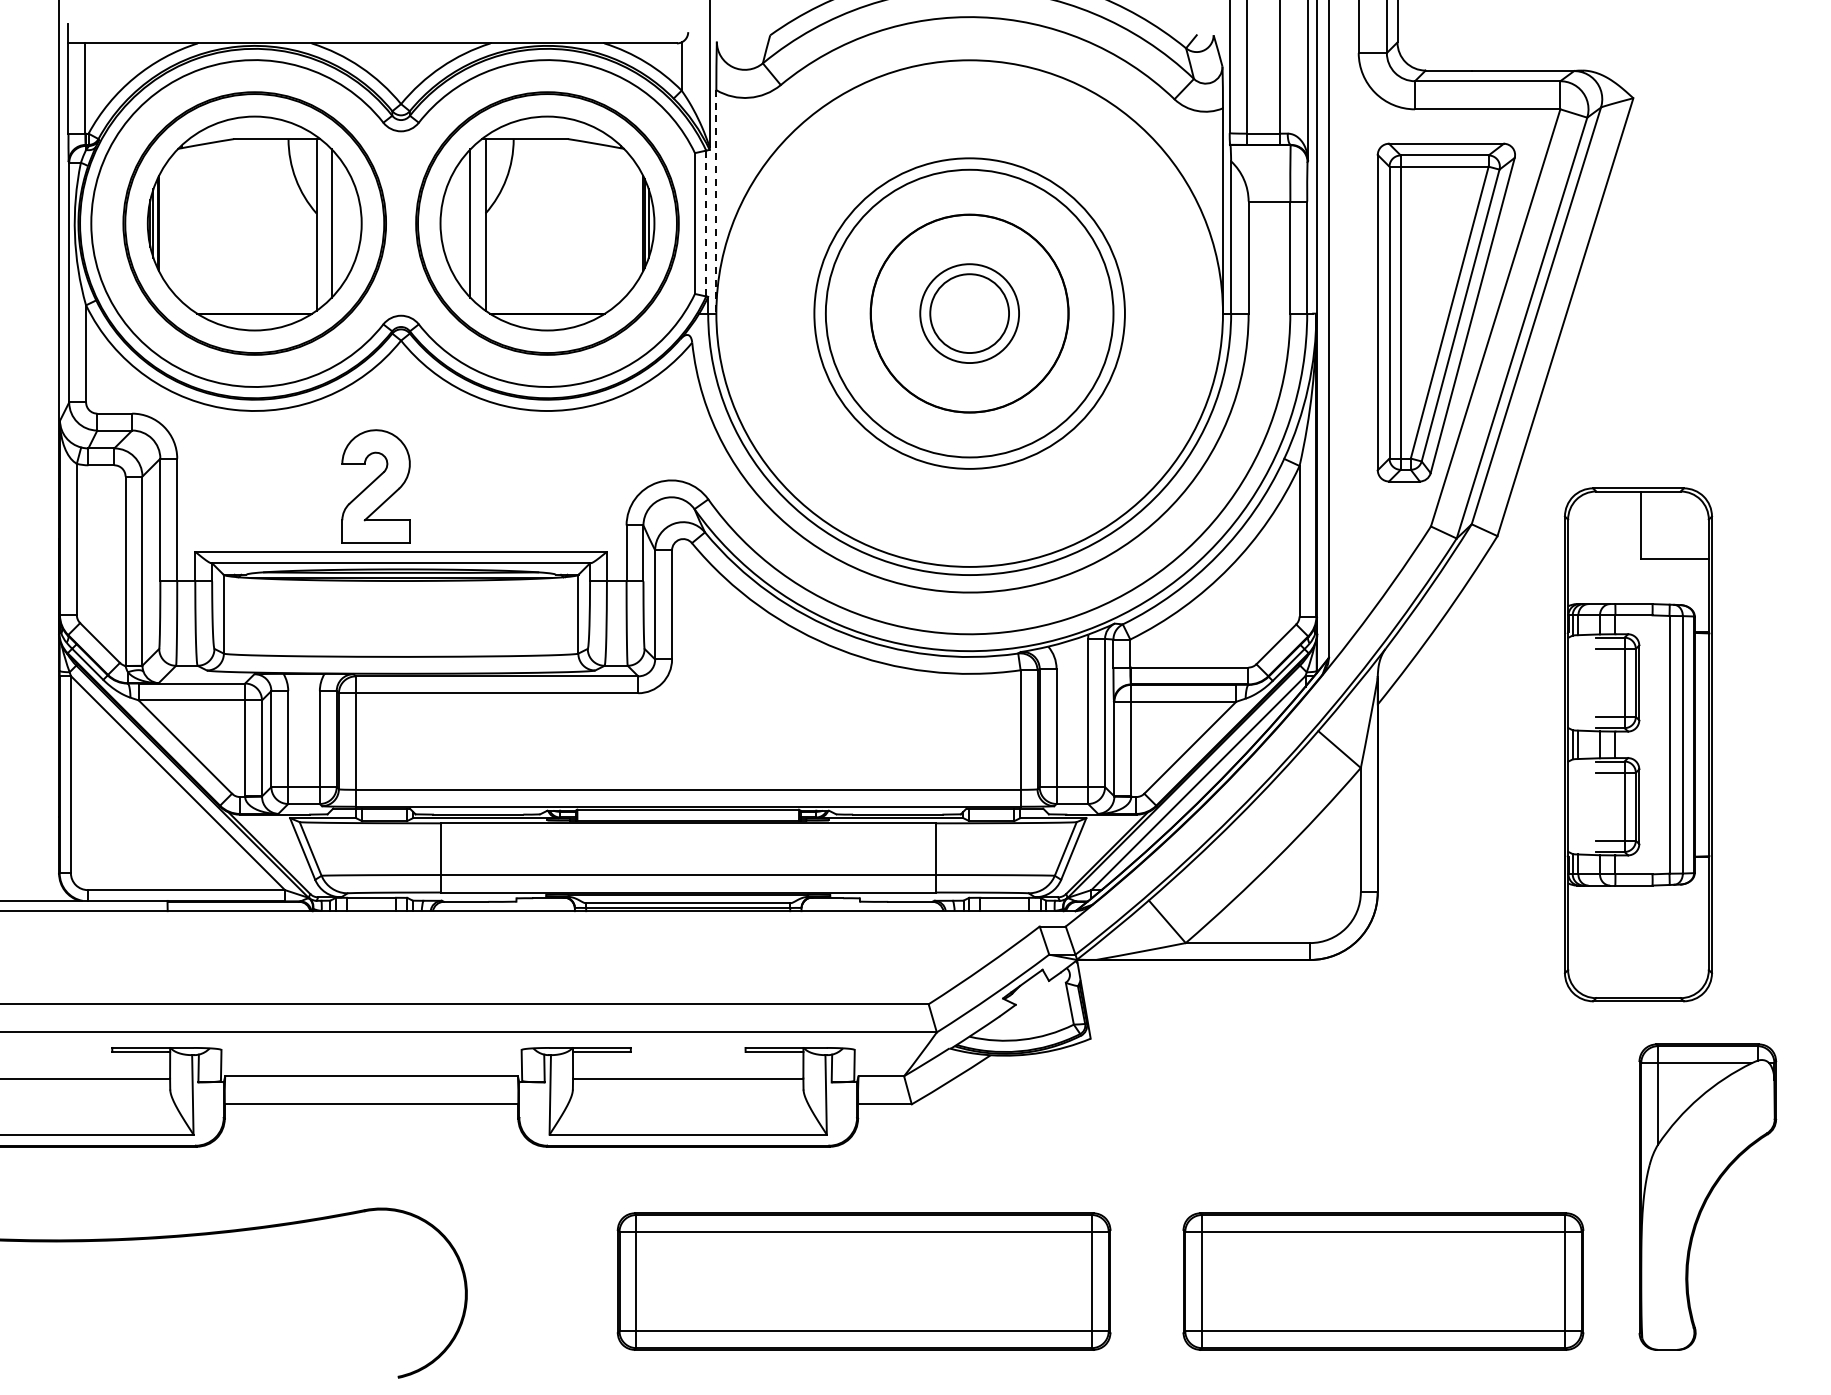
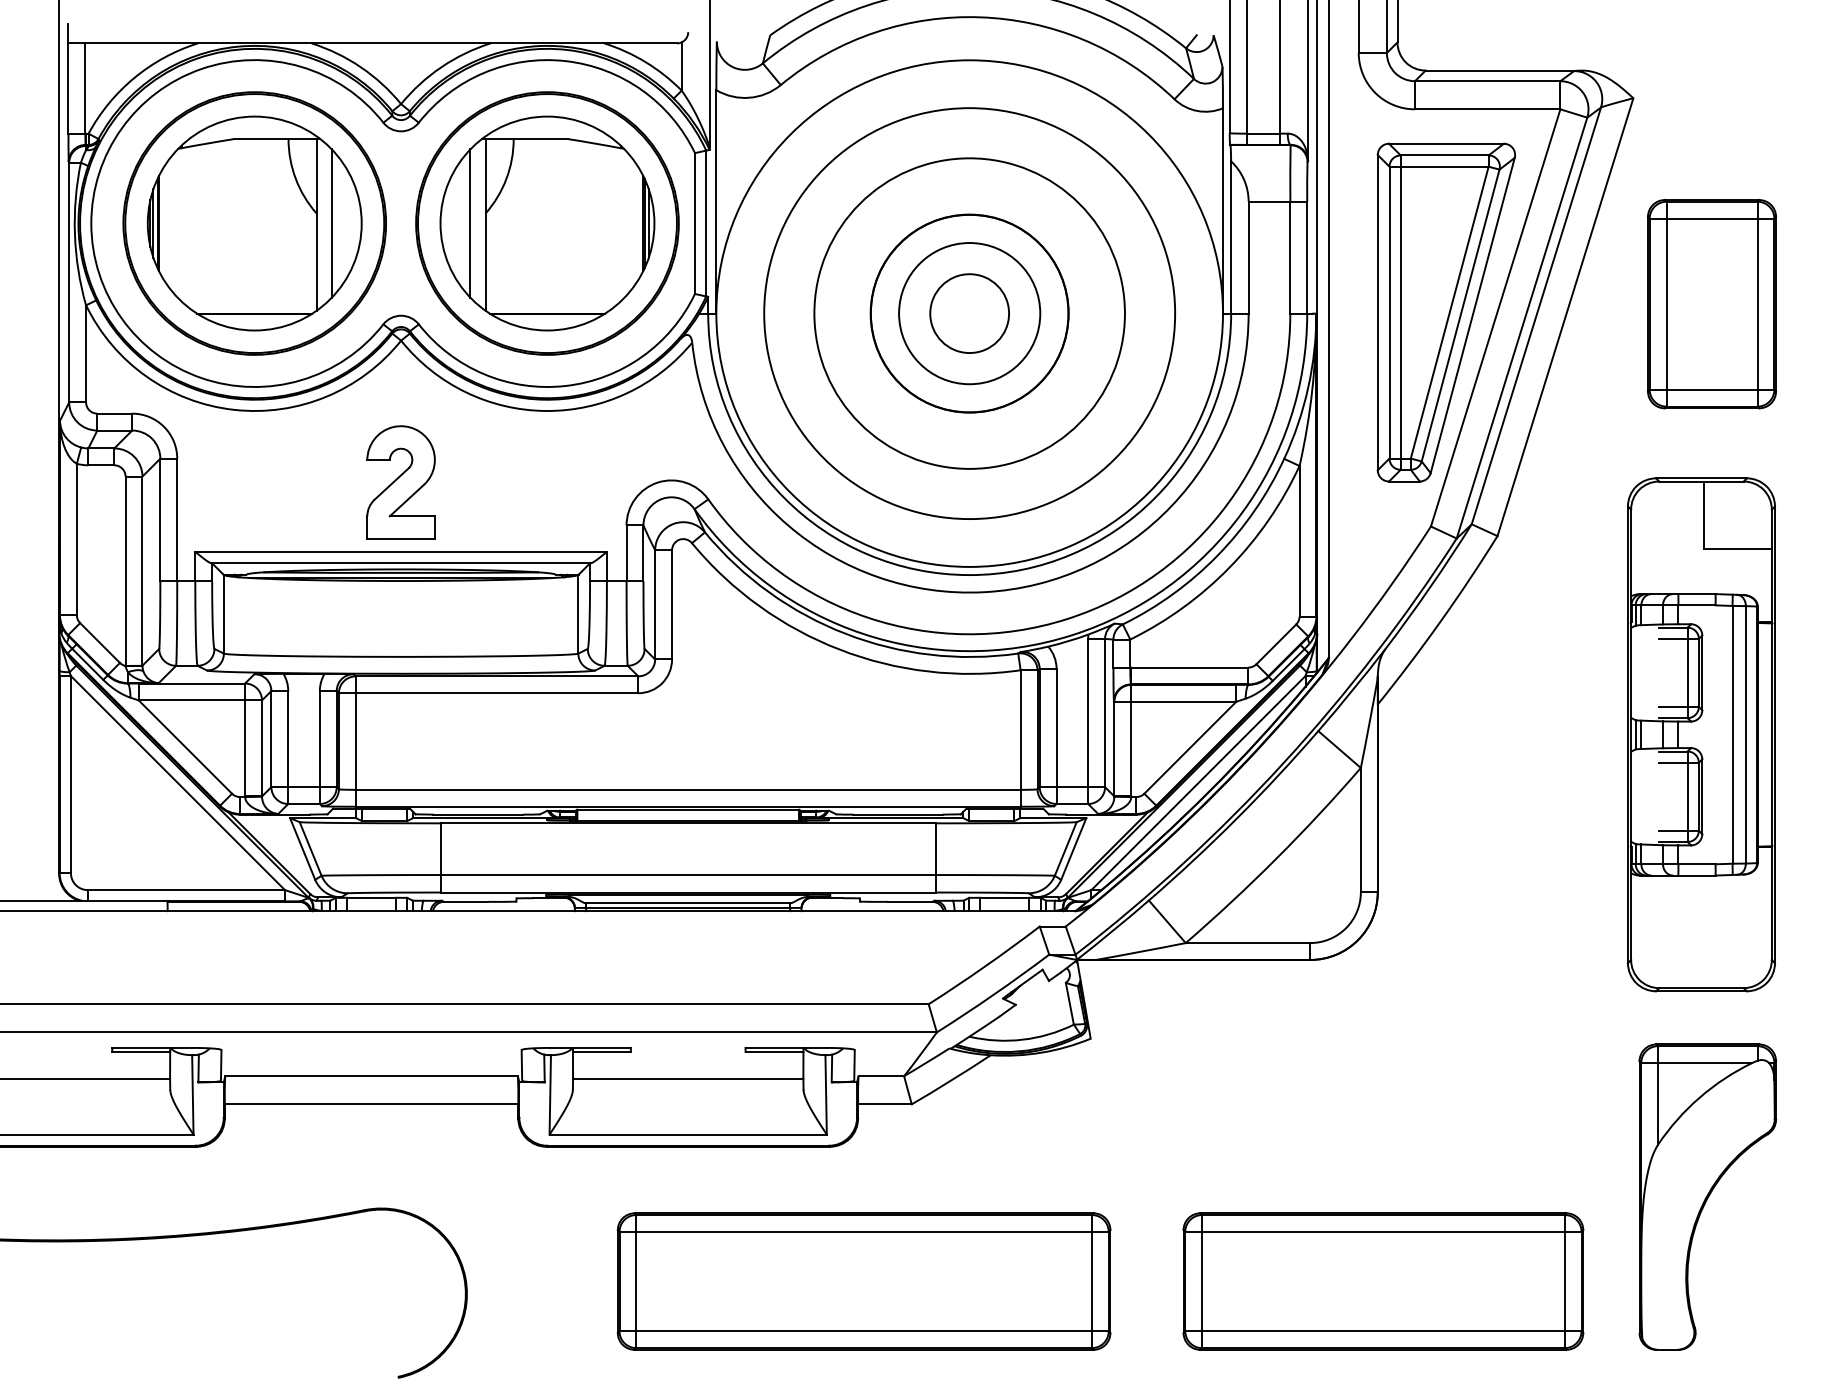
line: dashed -> solid (716, 201)
line: dashed -> solid (706, 223)
part: none -> present (1711, 304)
circle diameter: 288 px -> 411 px (969, 313)
circle diameter: 99 px -> 141 px (969, 313)
part position: (375, 486) -> (400, 482) (400, 482)
part position: (1638, 744) -> (1701, 734) (1701, 734)
